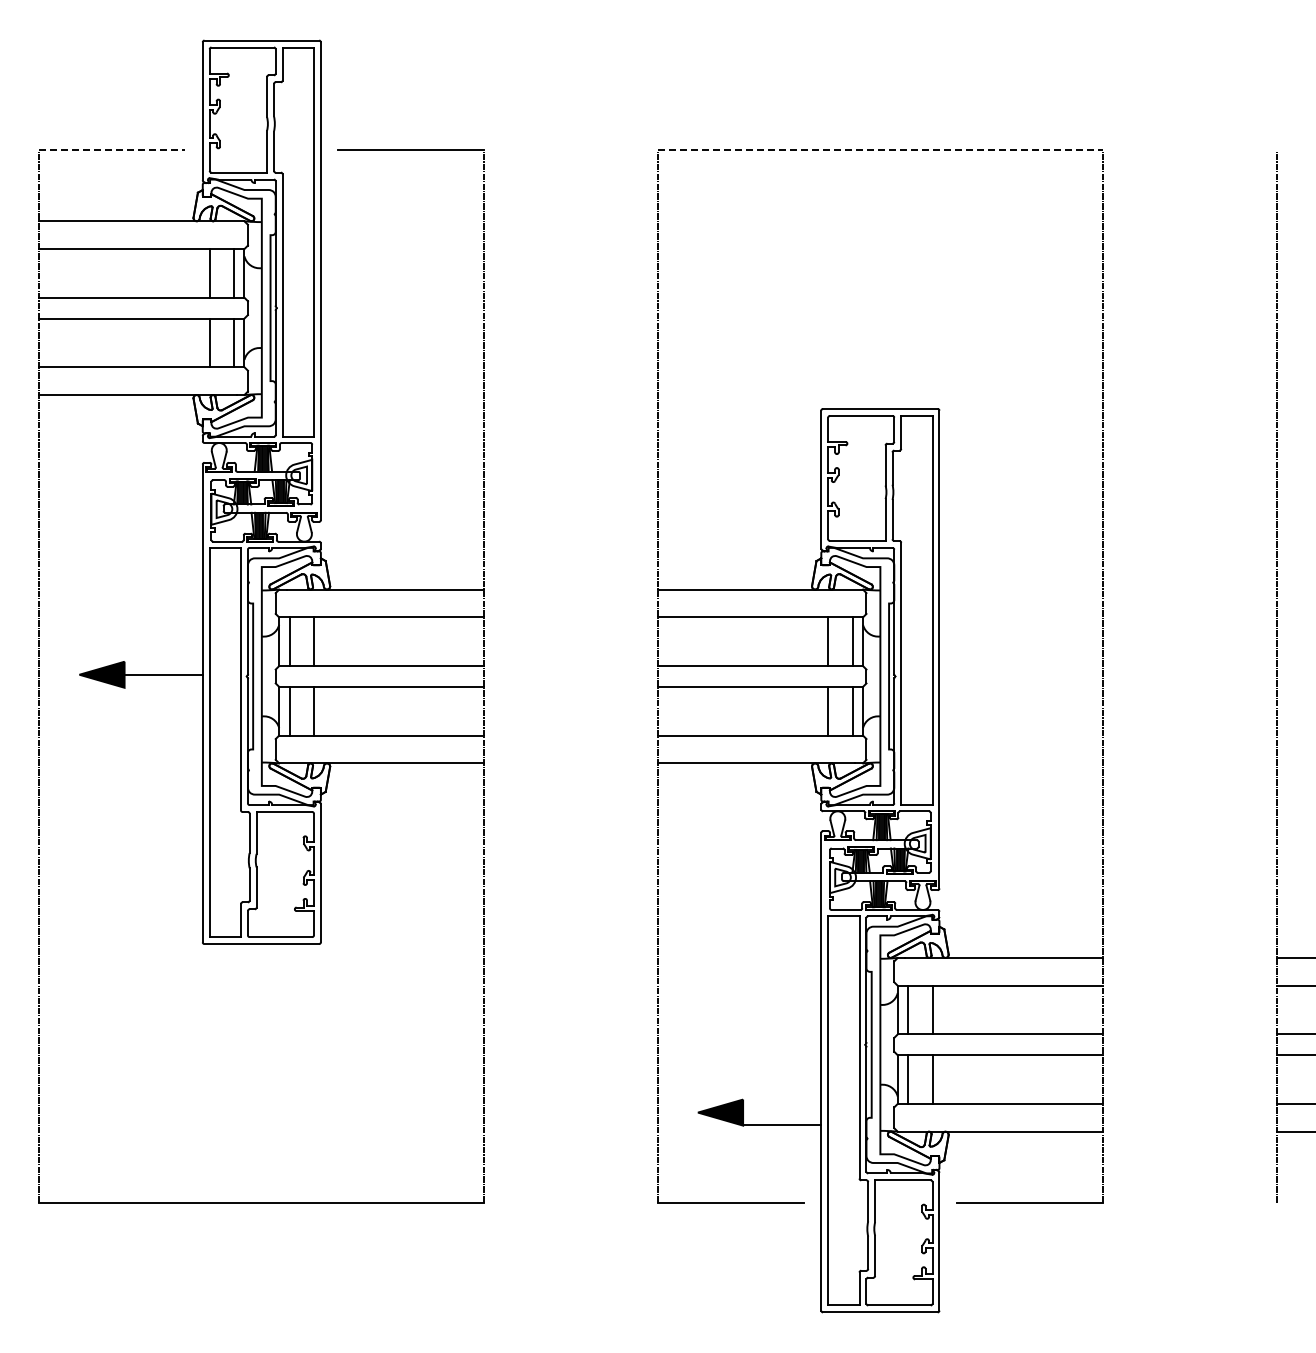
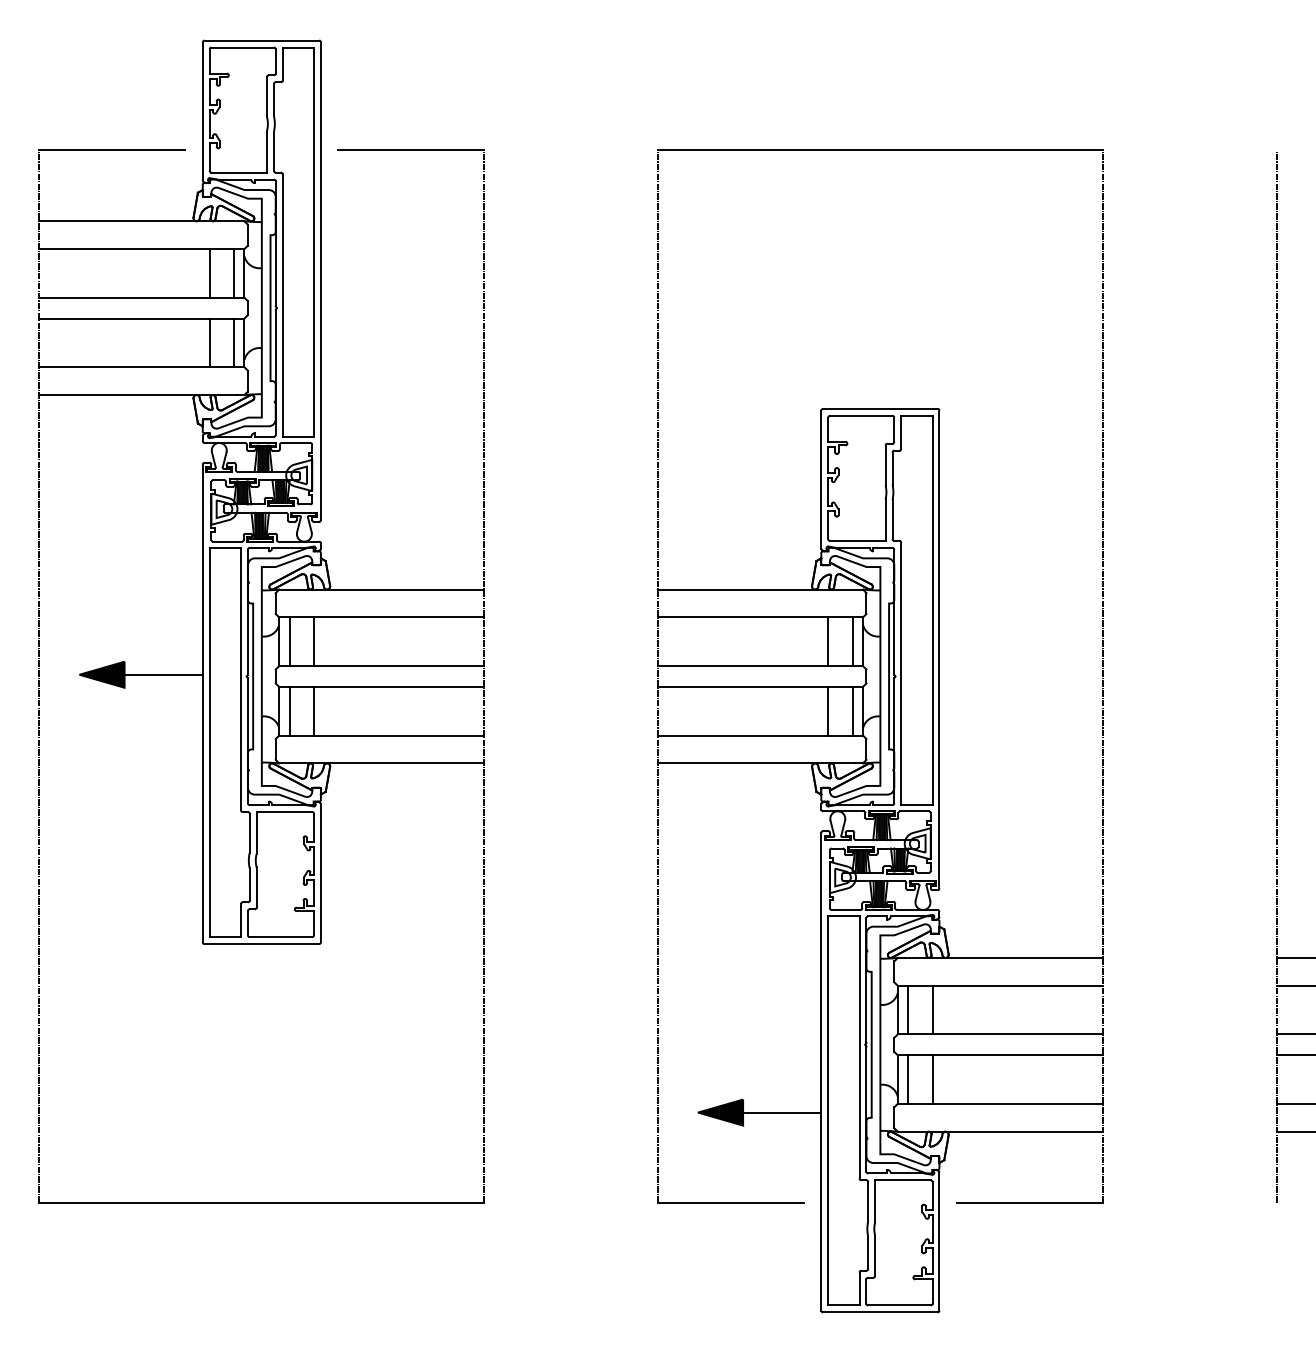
line: dashed -> solid (112, 150)
line: dashed -> solid (880, 150)
line position: (782, 1124) -> (782, 1112) (782, 1112)
